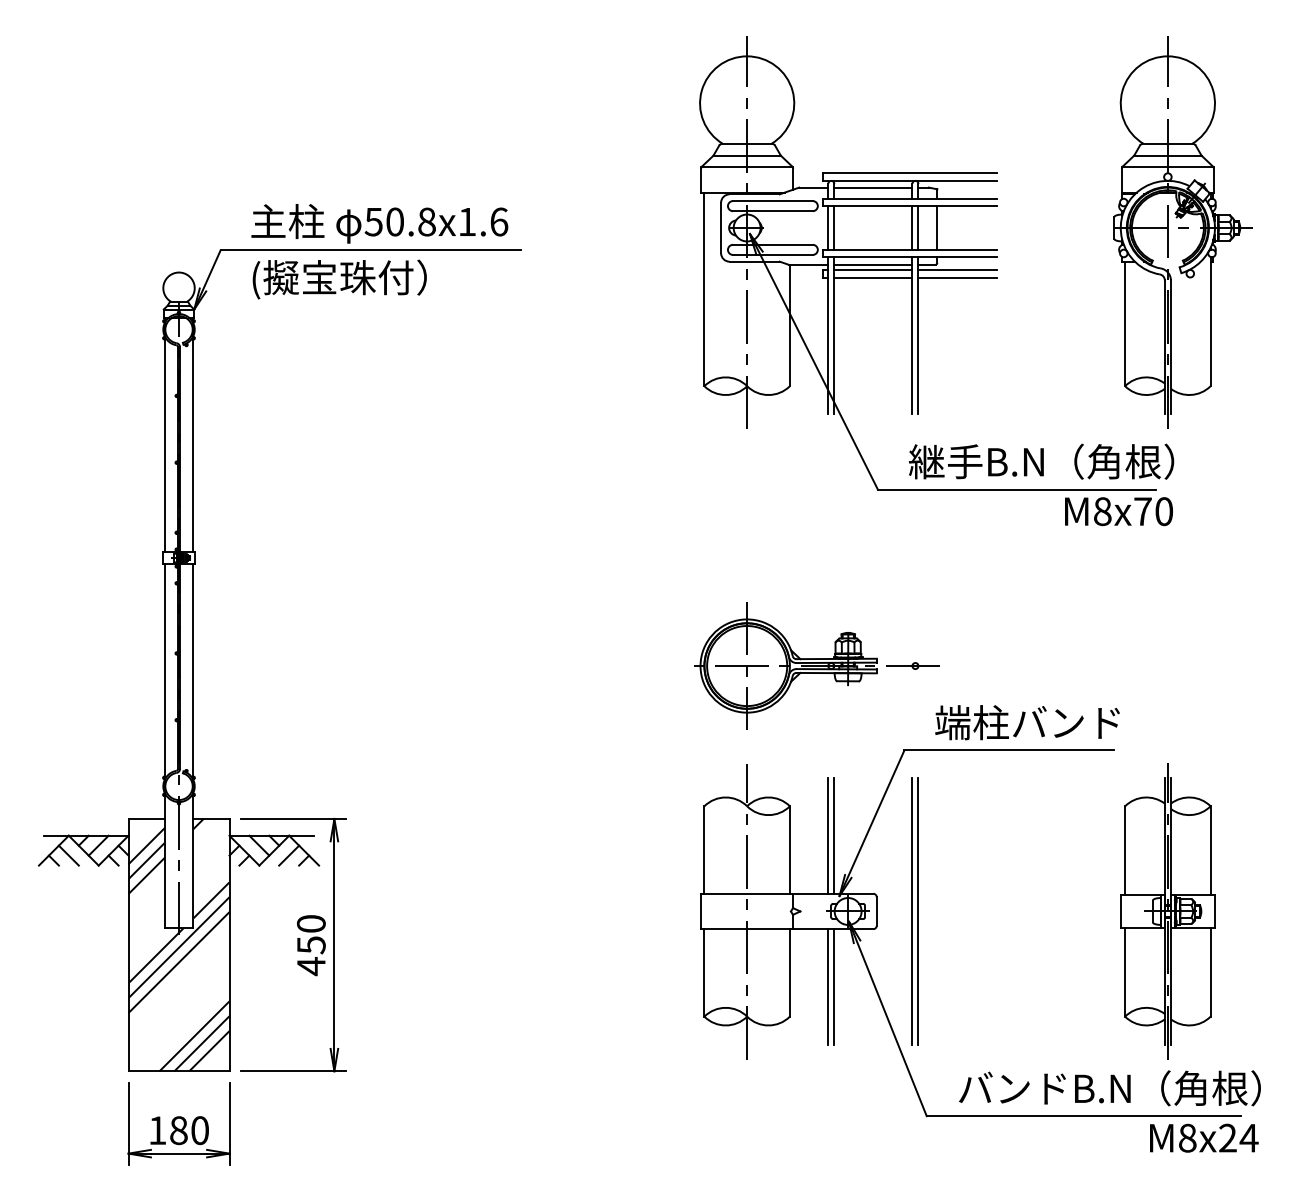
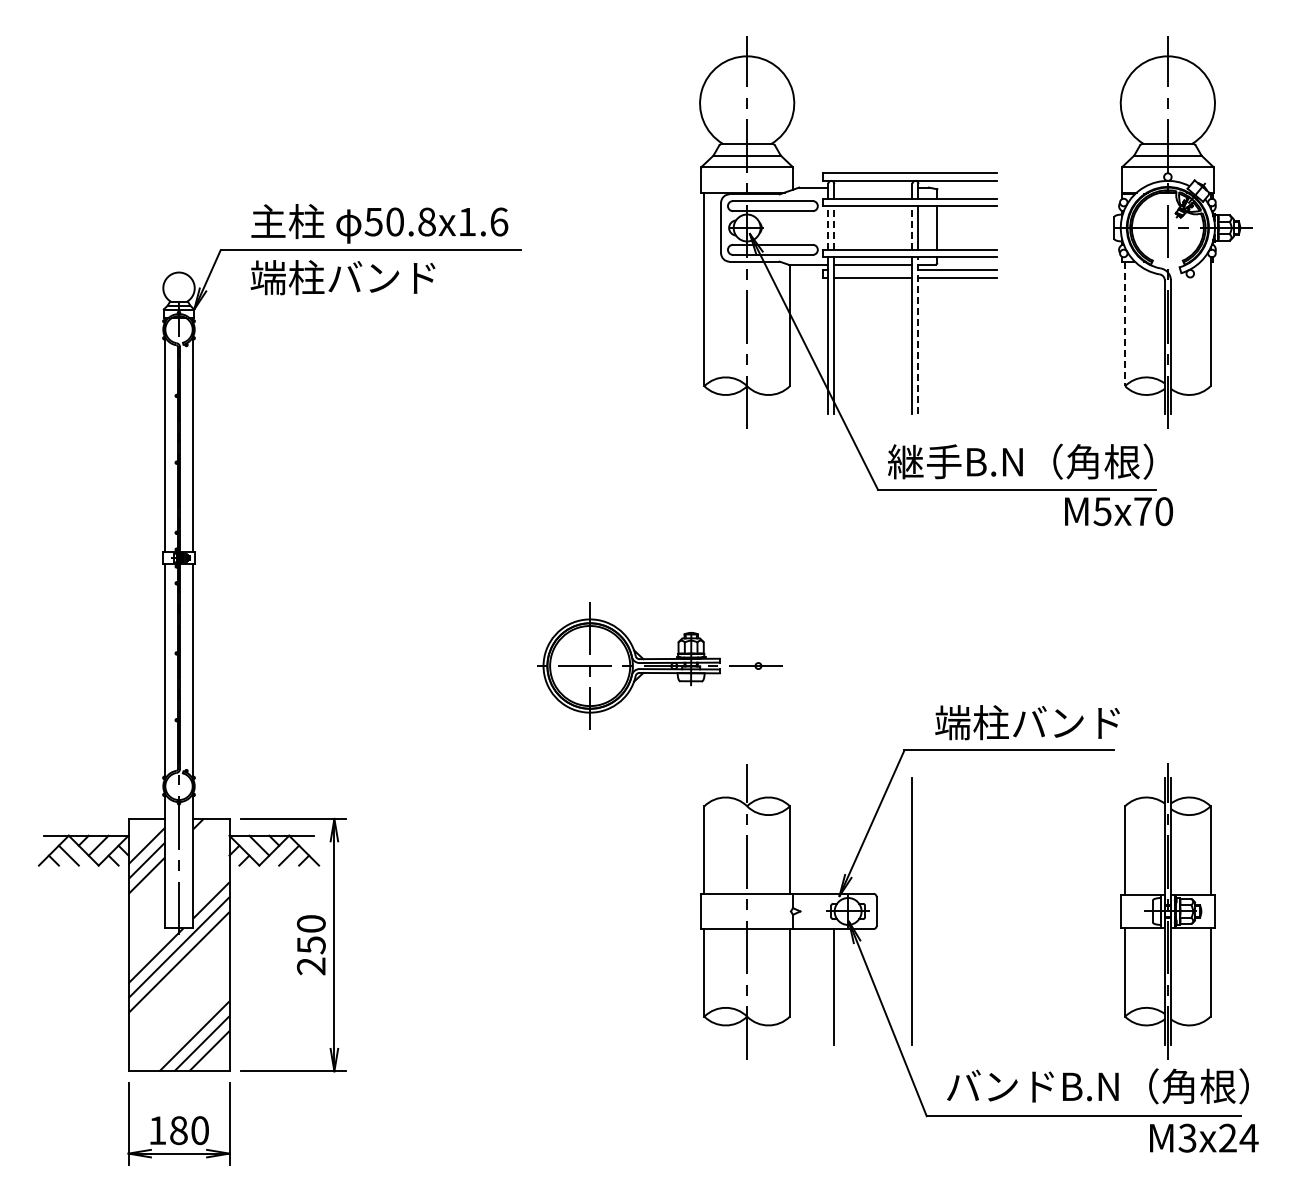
line: present -> none (873, 187)
line: solid -> dashed (828, 228)
line: solid -> dashed (834, 228)
line: solid -> dashed (912, 228)
line: present -> none (873, 269)
text: (擬宝珠付） -> 端柱バンド (342, 279)
line: solid -> dashed (1125, 324)
line: solid -> dashed (918, 335)
text position: (1041, 461) -> (1020, 461) (1020, 461)
text: M8x70 -> M5x70 (1102, 511)
part position: (816, 665) -> (659, 665) (659, 665)
line: present -> none (828, 835)
line: present -> none (834, 835)
line: present -> none (918, 911)
text: 450 -> 250 (310, 966)
line: present -> none (828, 986)
text position: (1109, 1088) -> (1097, 1086) (1097, 1086)
text: M8x24 -> M3x24 (1187, 1137)
